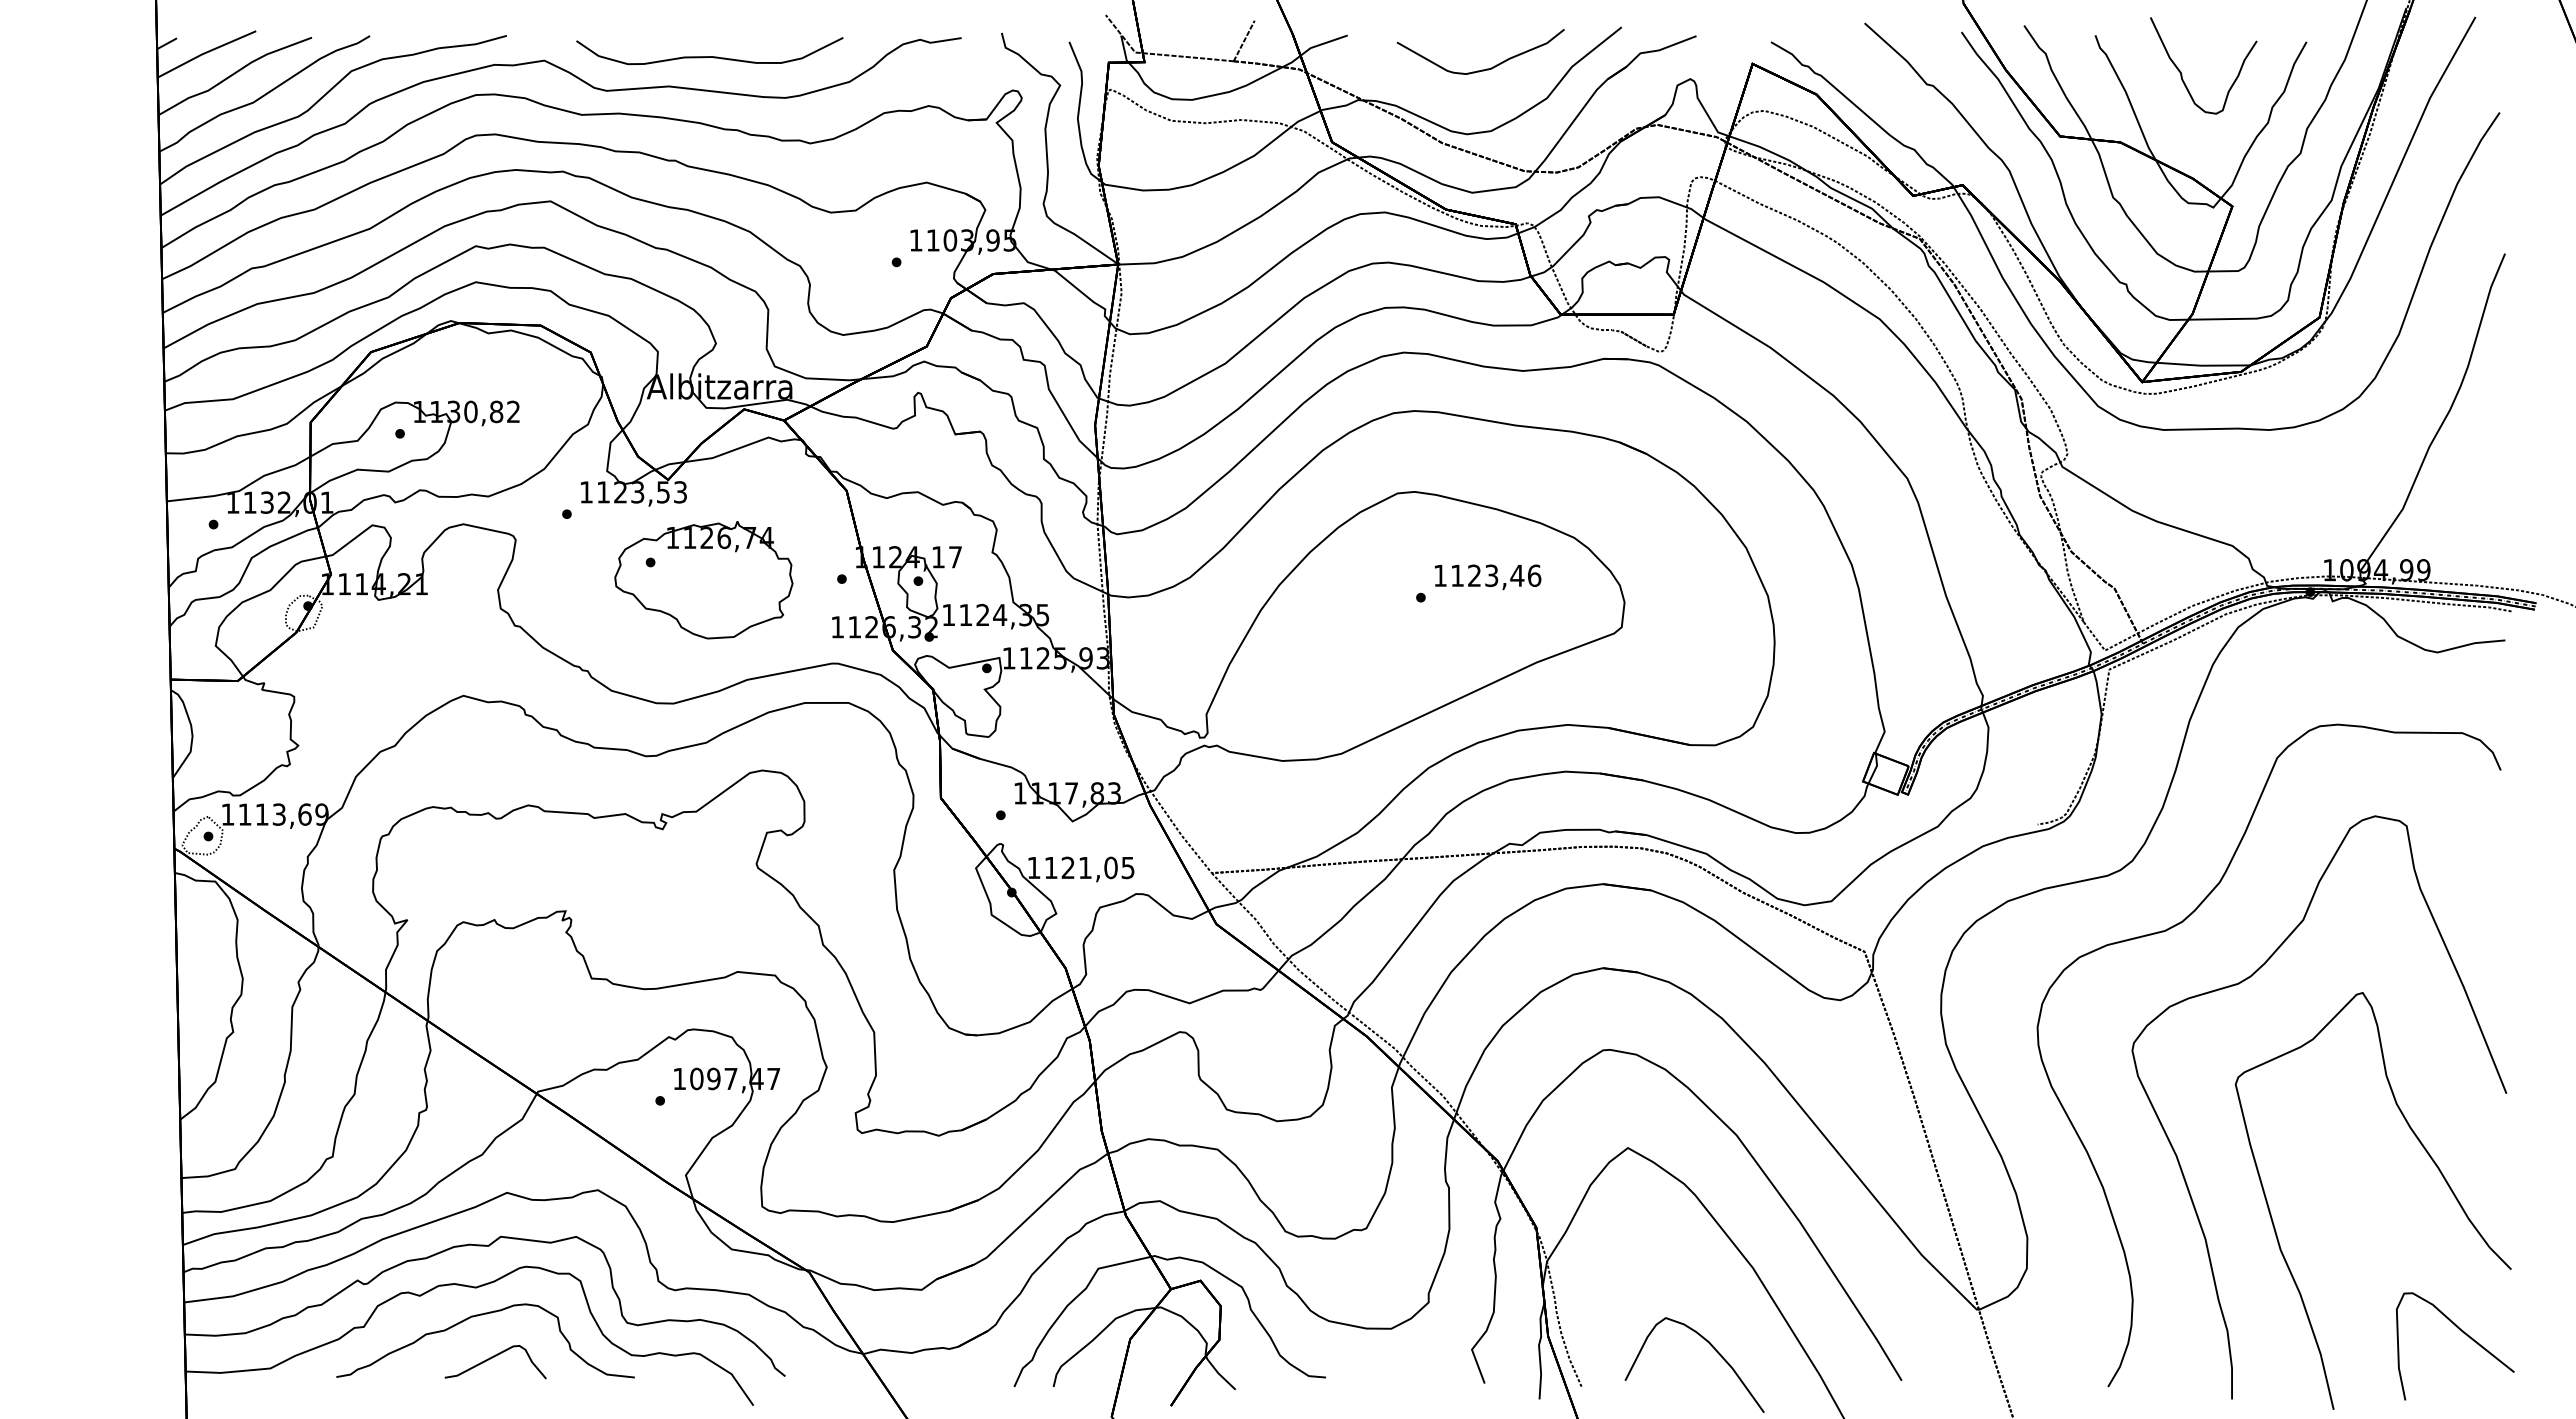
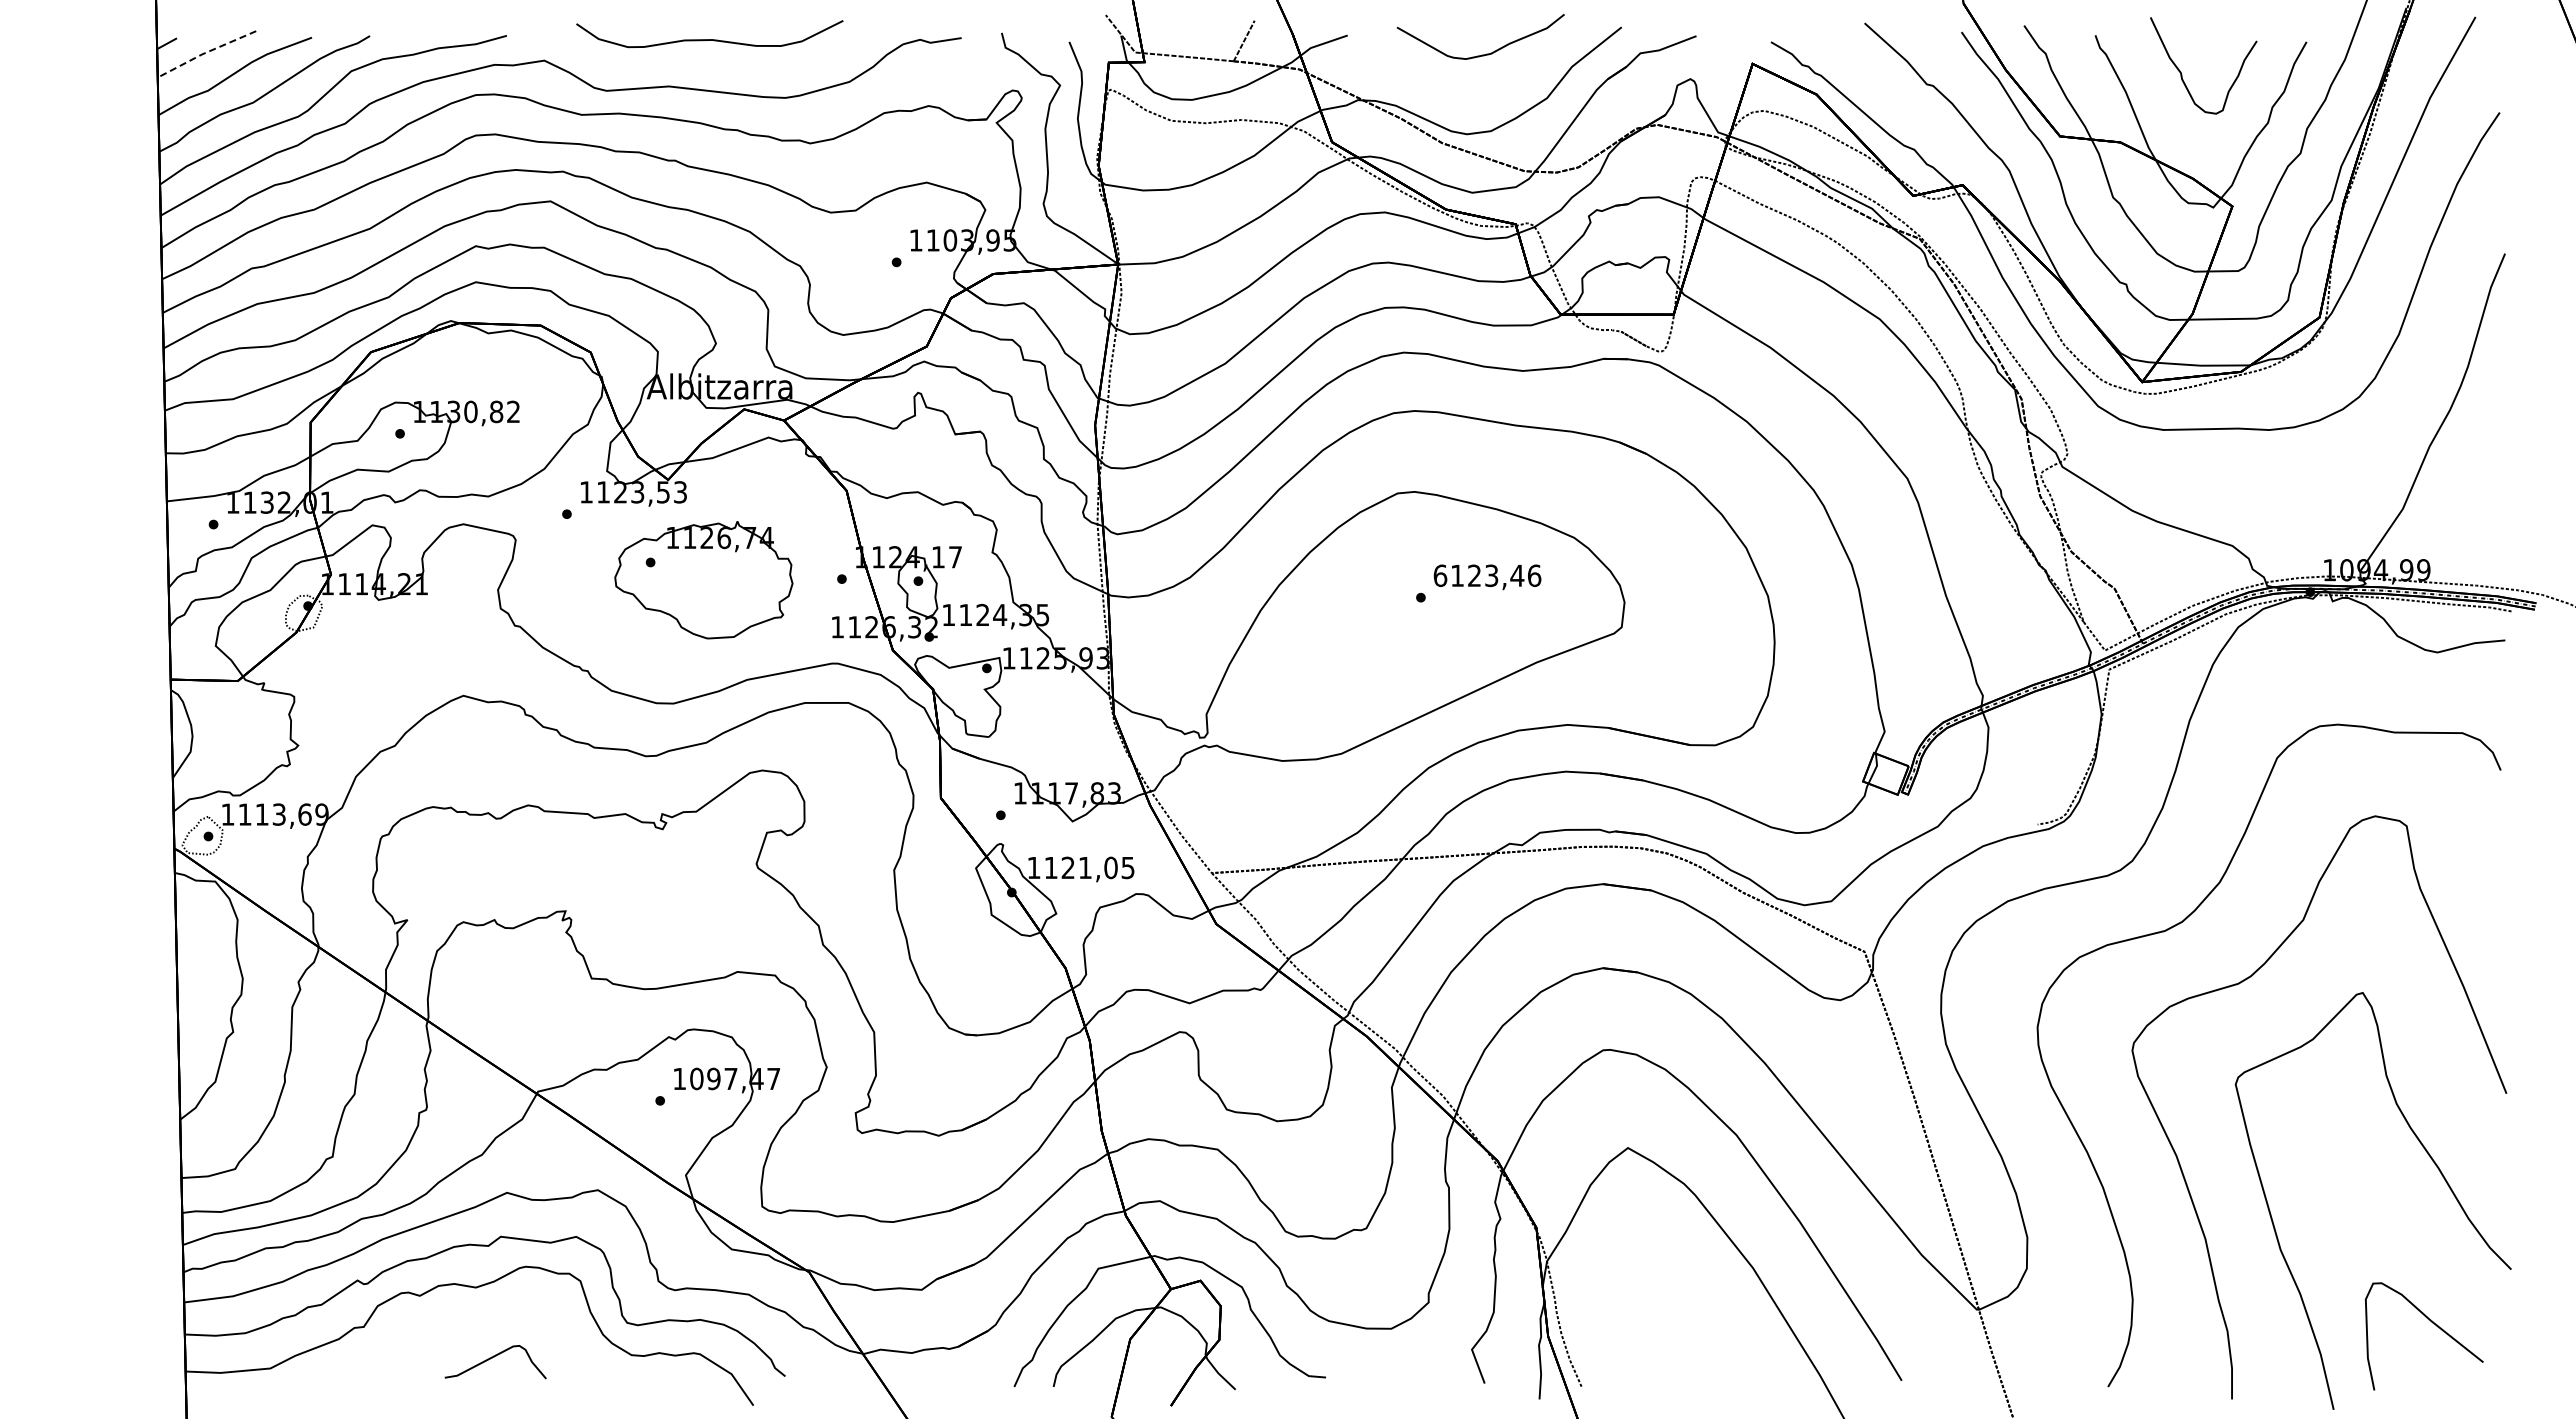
line: solid -> dashed (204, 53)
curve position: (709, 56) -> (709, 39) (709, 39)
curve position: (1486, 68) -> (1486, 53) (1486, 53)
text: 1123,46 -> 6123,46 (1440, 575)
curve: present -> none (478, 1316)
curve position: (2464, 1334) -> (2433, 1324) (2433, 1324)
curve: present -> none (1715, 1351)
